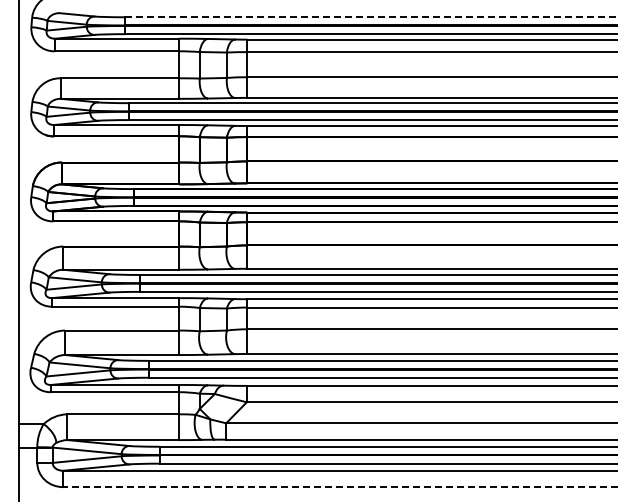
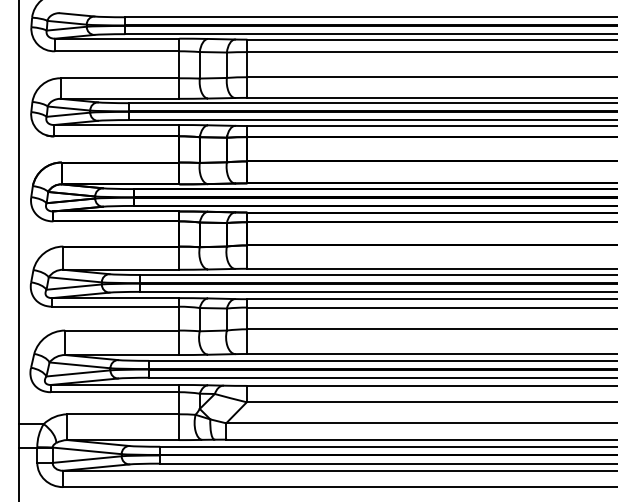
line: dashed -> solid (371, 17)
line: dashed -> solid (339, 487)
